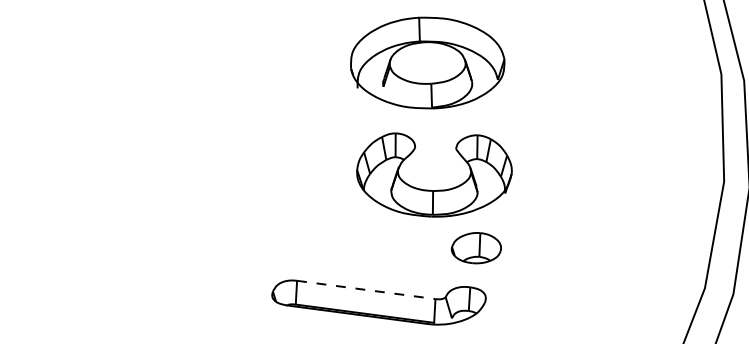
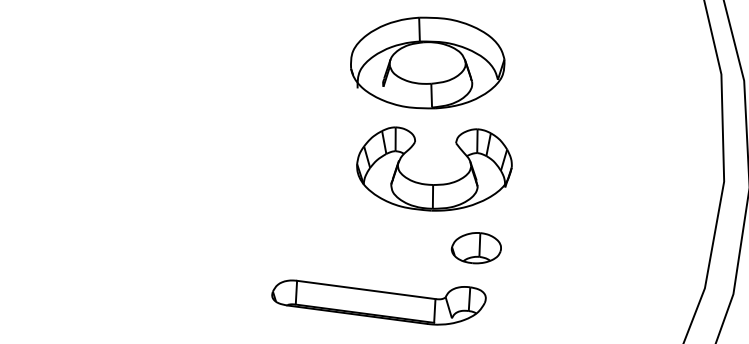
part position: (438, 189) -> (438, 183) (438, 183)
line: dashed -> solid (366, 289)
